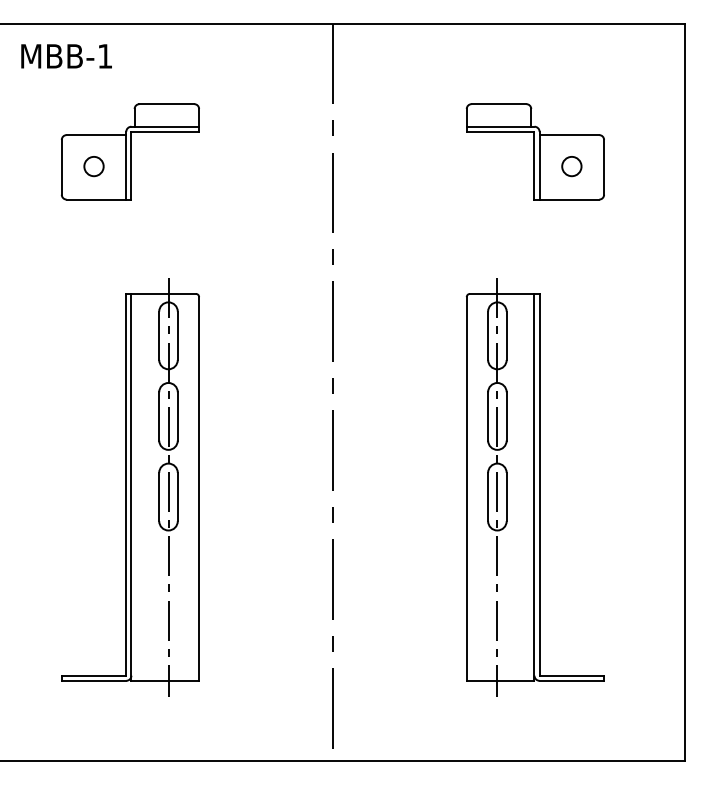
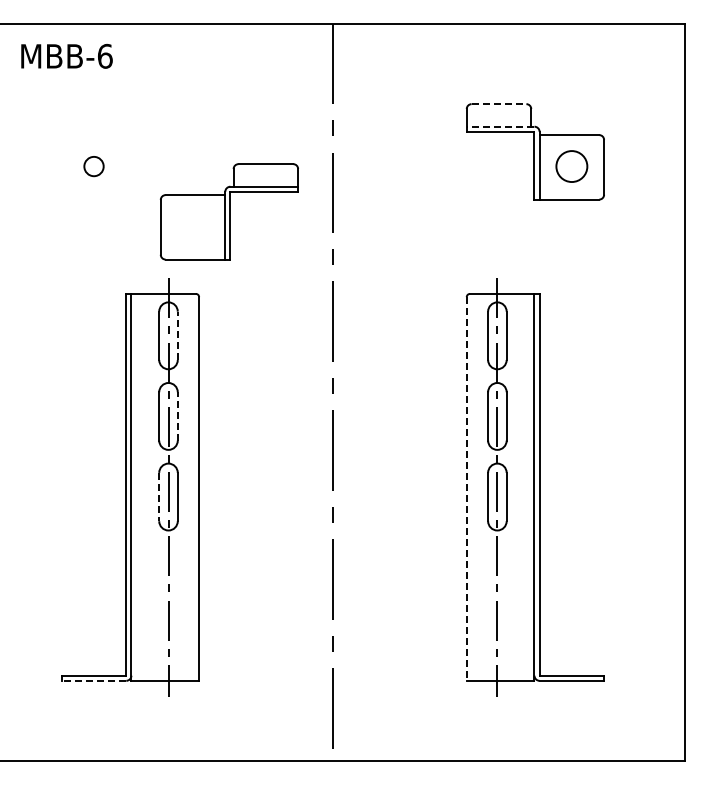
text: MBB-1 -> MBB-6 (105, 55)
line: solid -> dashed (499, 104)
line: solid -> dashed (500, 126)
part position: (129, 151) -> (228, 211) (228, 211)
circle diameter: 19 px -> 31 px (571, 166)
line: solid -> dashed (177, 335)
line: solid -> dashed (177, 415)
line: solid -> dashed (466, 488)
line: solid -> dashed (159, 497)
line: solid -> dashed (93, 680)
